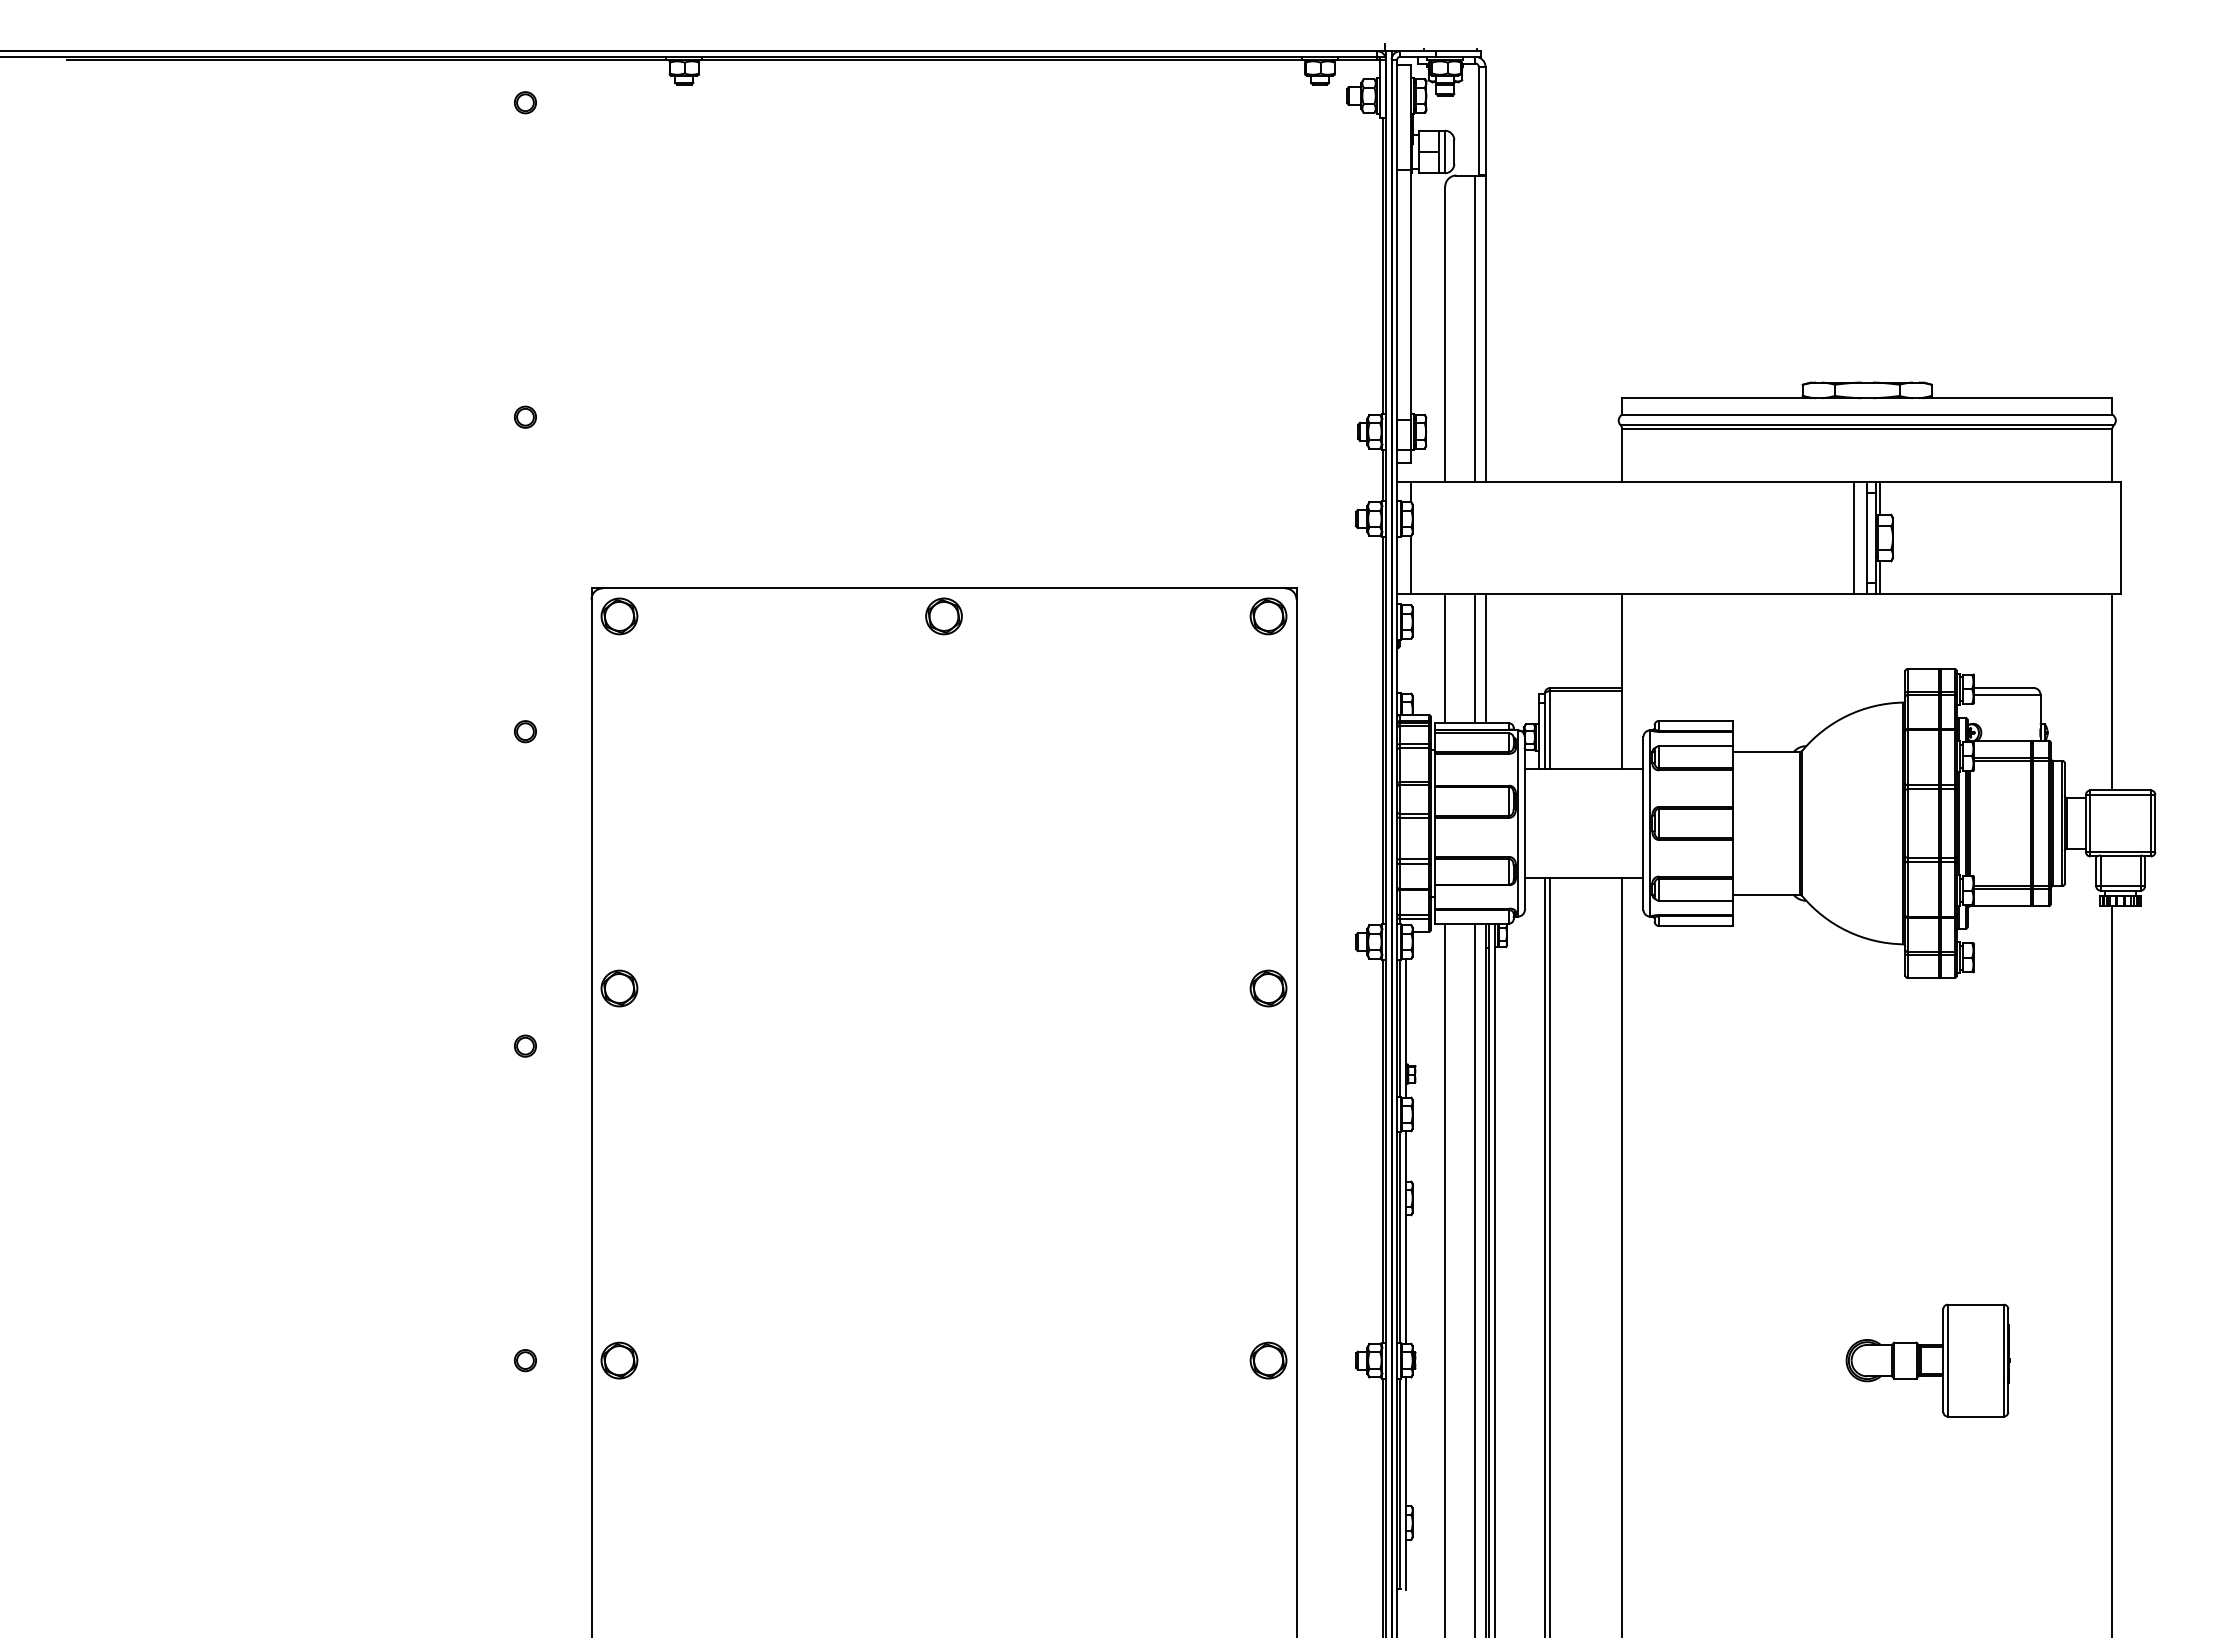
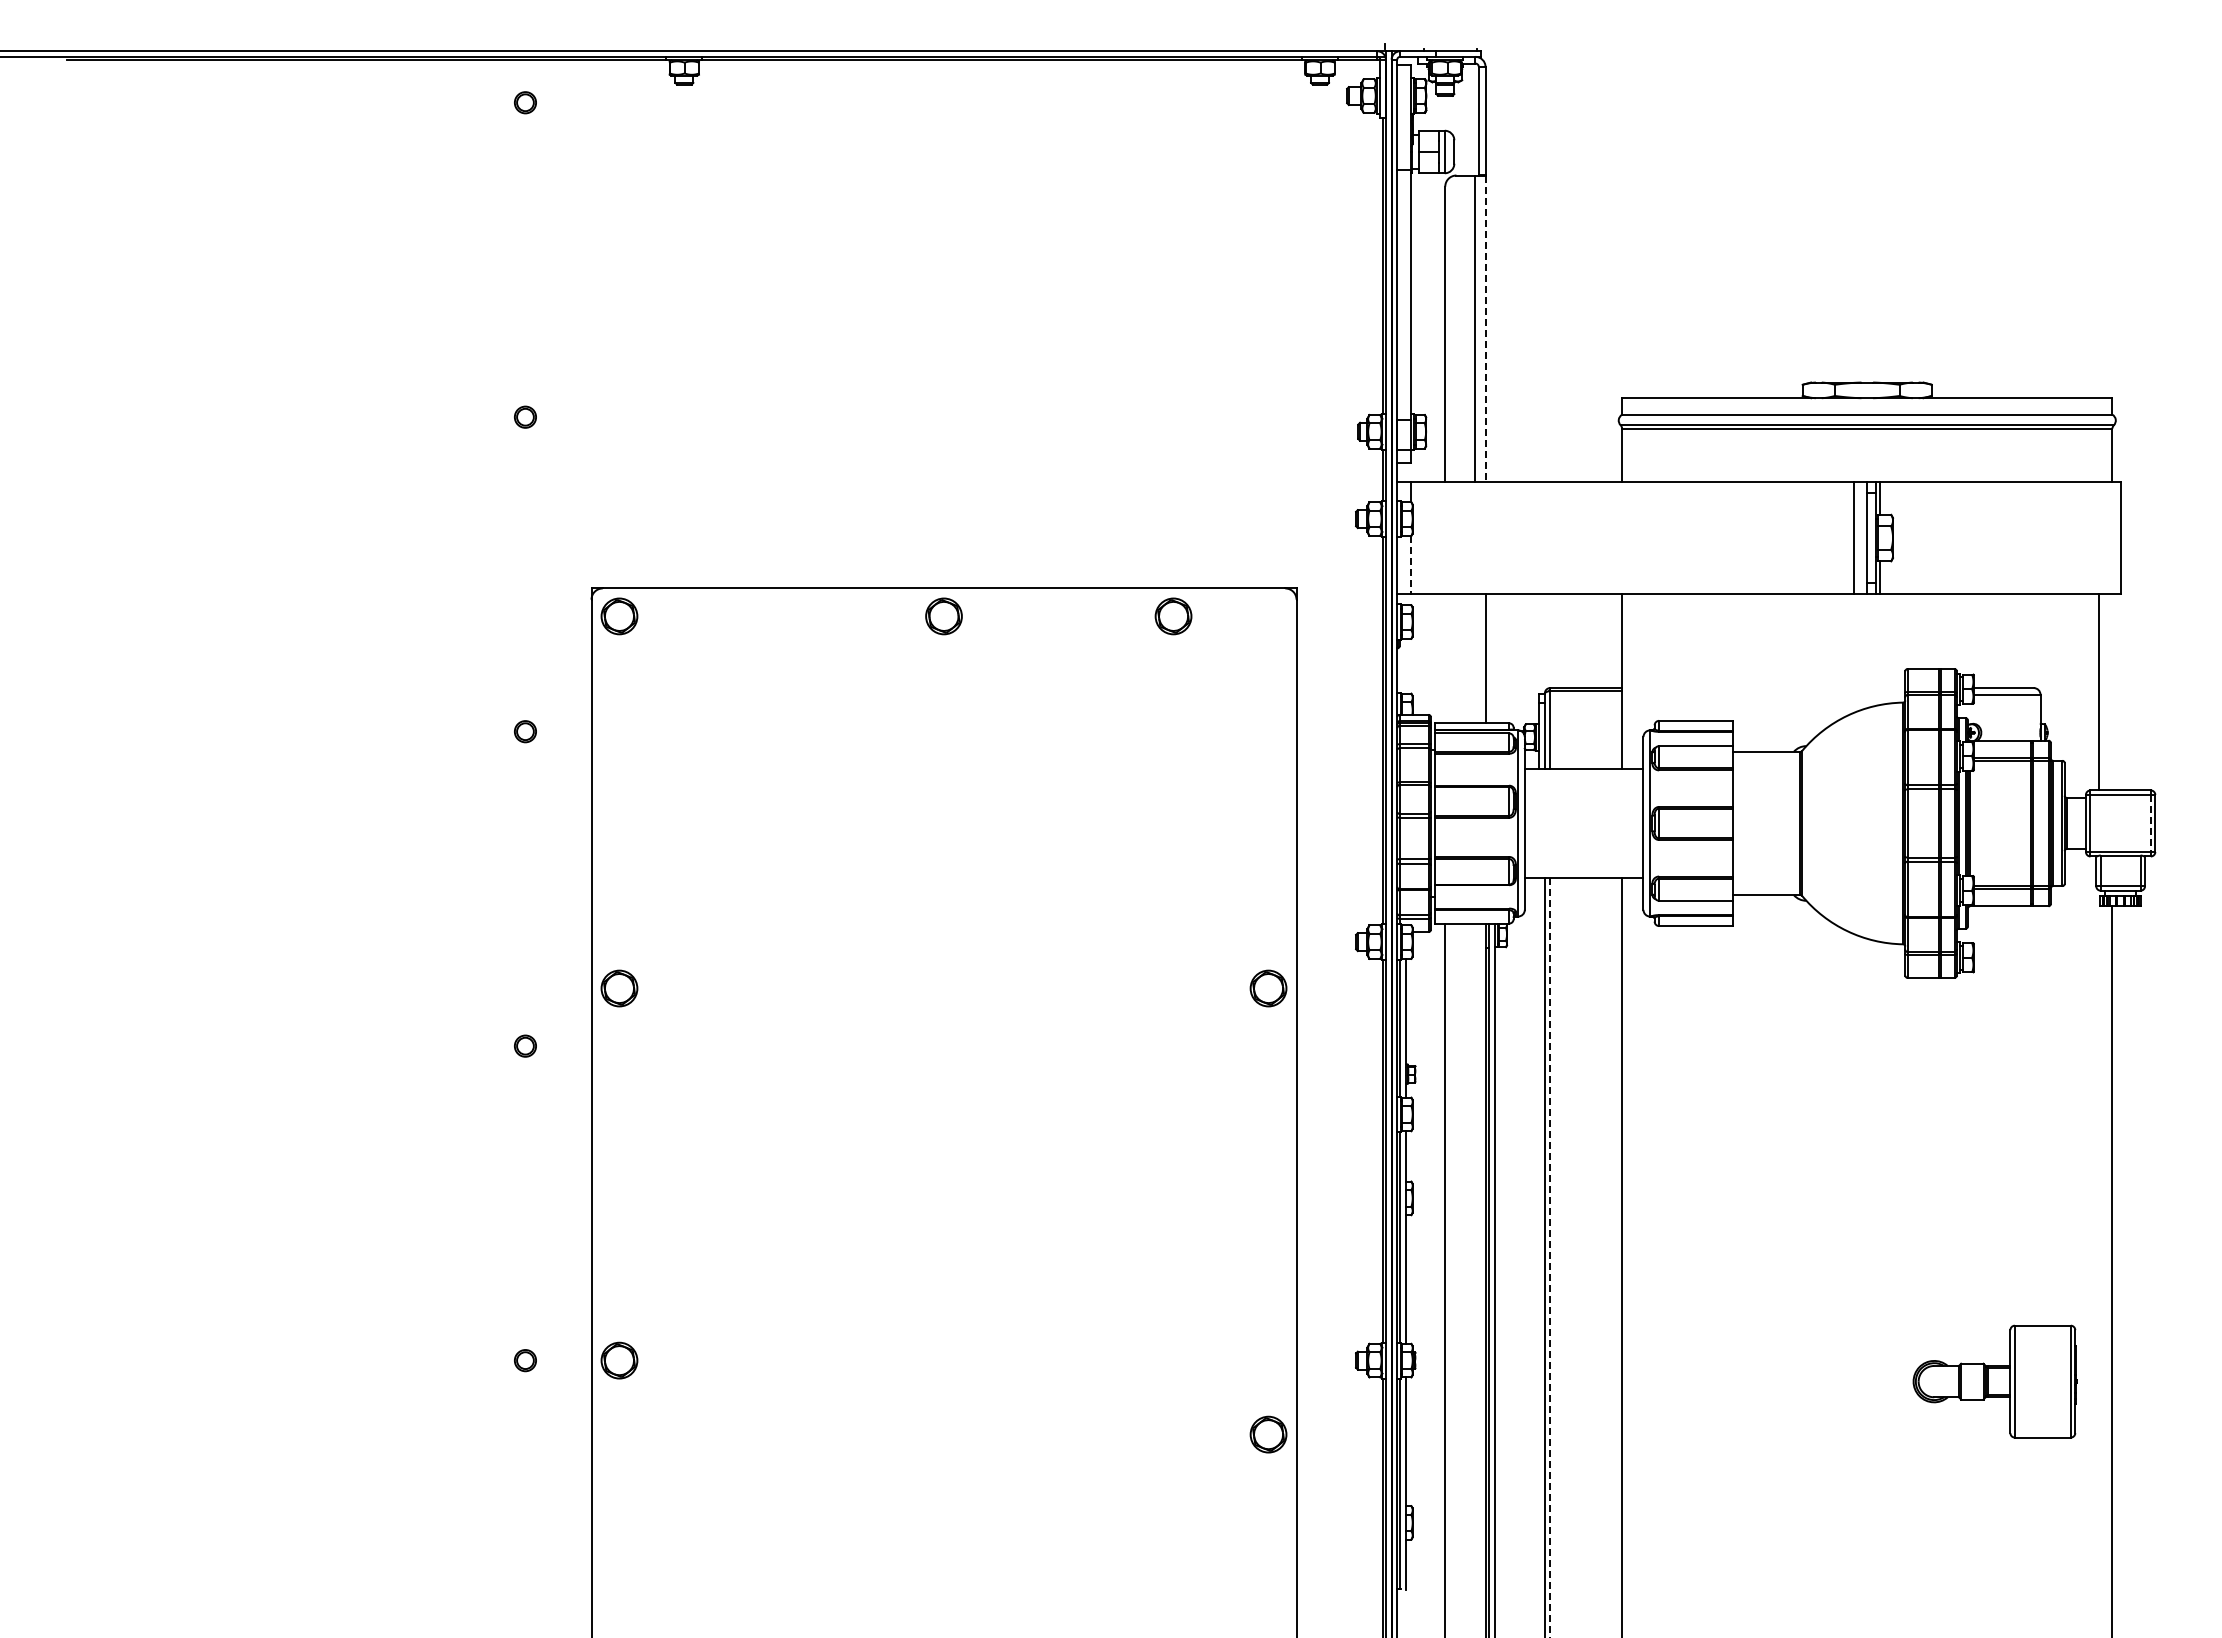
line: solid -> dashed (1485, 329)
line: solid -> dashed (1410, 565)
part position: (1268, 616) -> (1173, 616) (1173, 616)
line: present -> none (1445, 658)
line: present -> none (1475, 658)
line position: (2112, 692) -> (2099, 692) (2099, 692)
line: solid -> dashed (2150, 823)
line: solid -> dashed (1550, 1258)
line: present -> none (1475, 1278)
part position: (1268, 1360) -> (1268, 1434) (1268, 1434)
part position: (1927, 1360) -> (1994, 1381) (1994, 1381)
